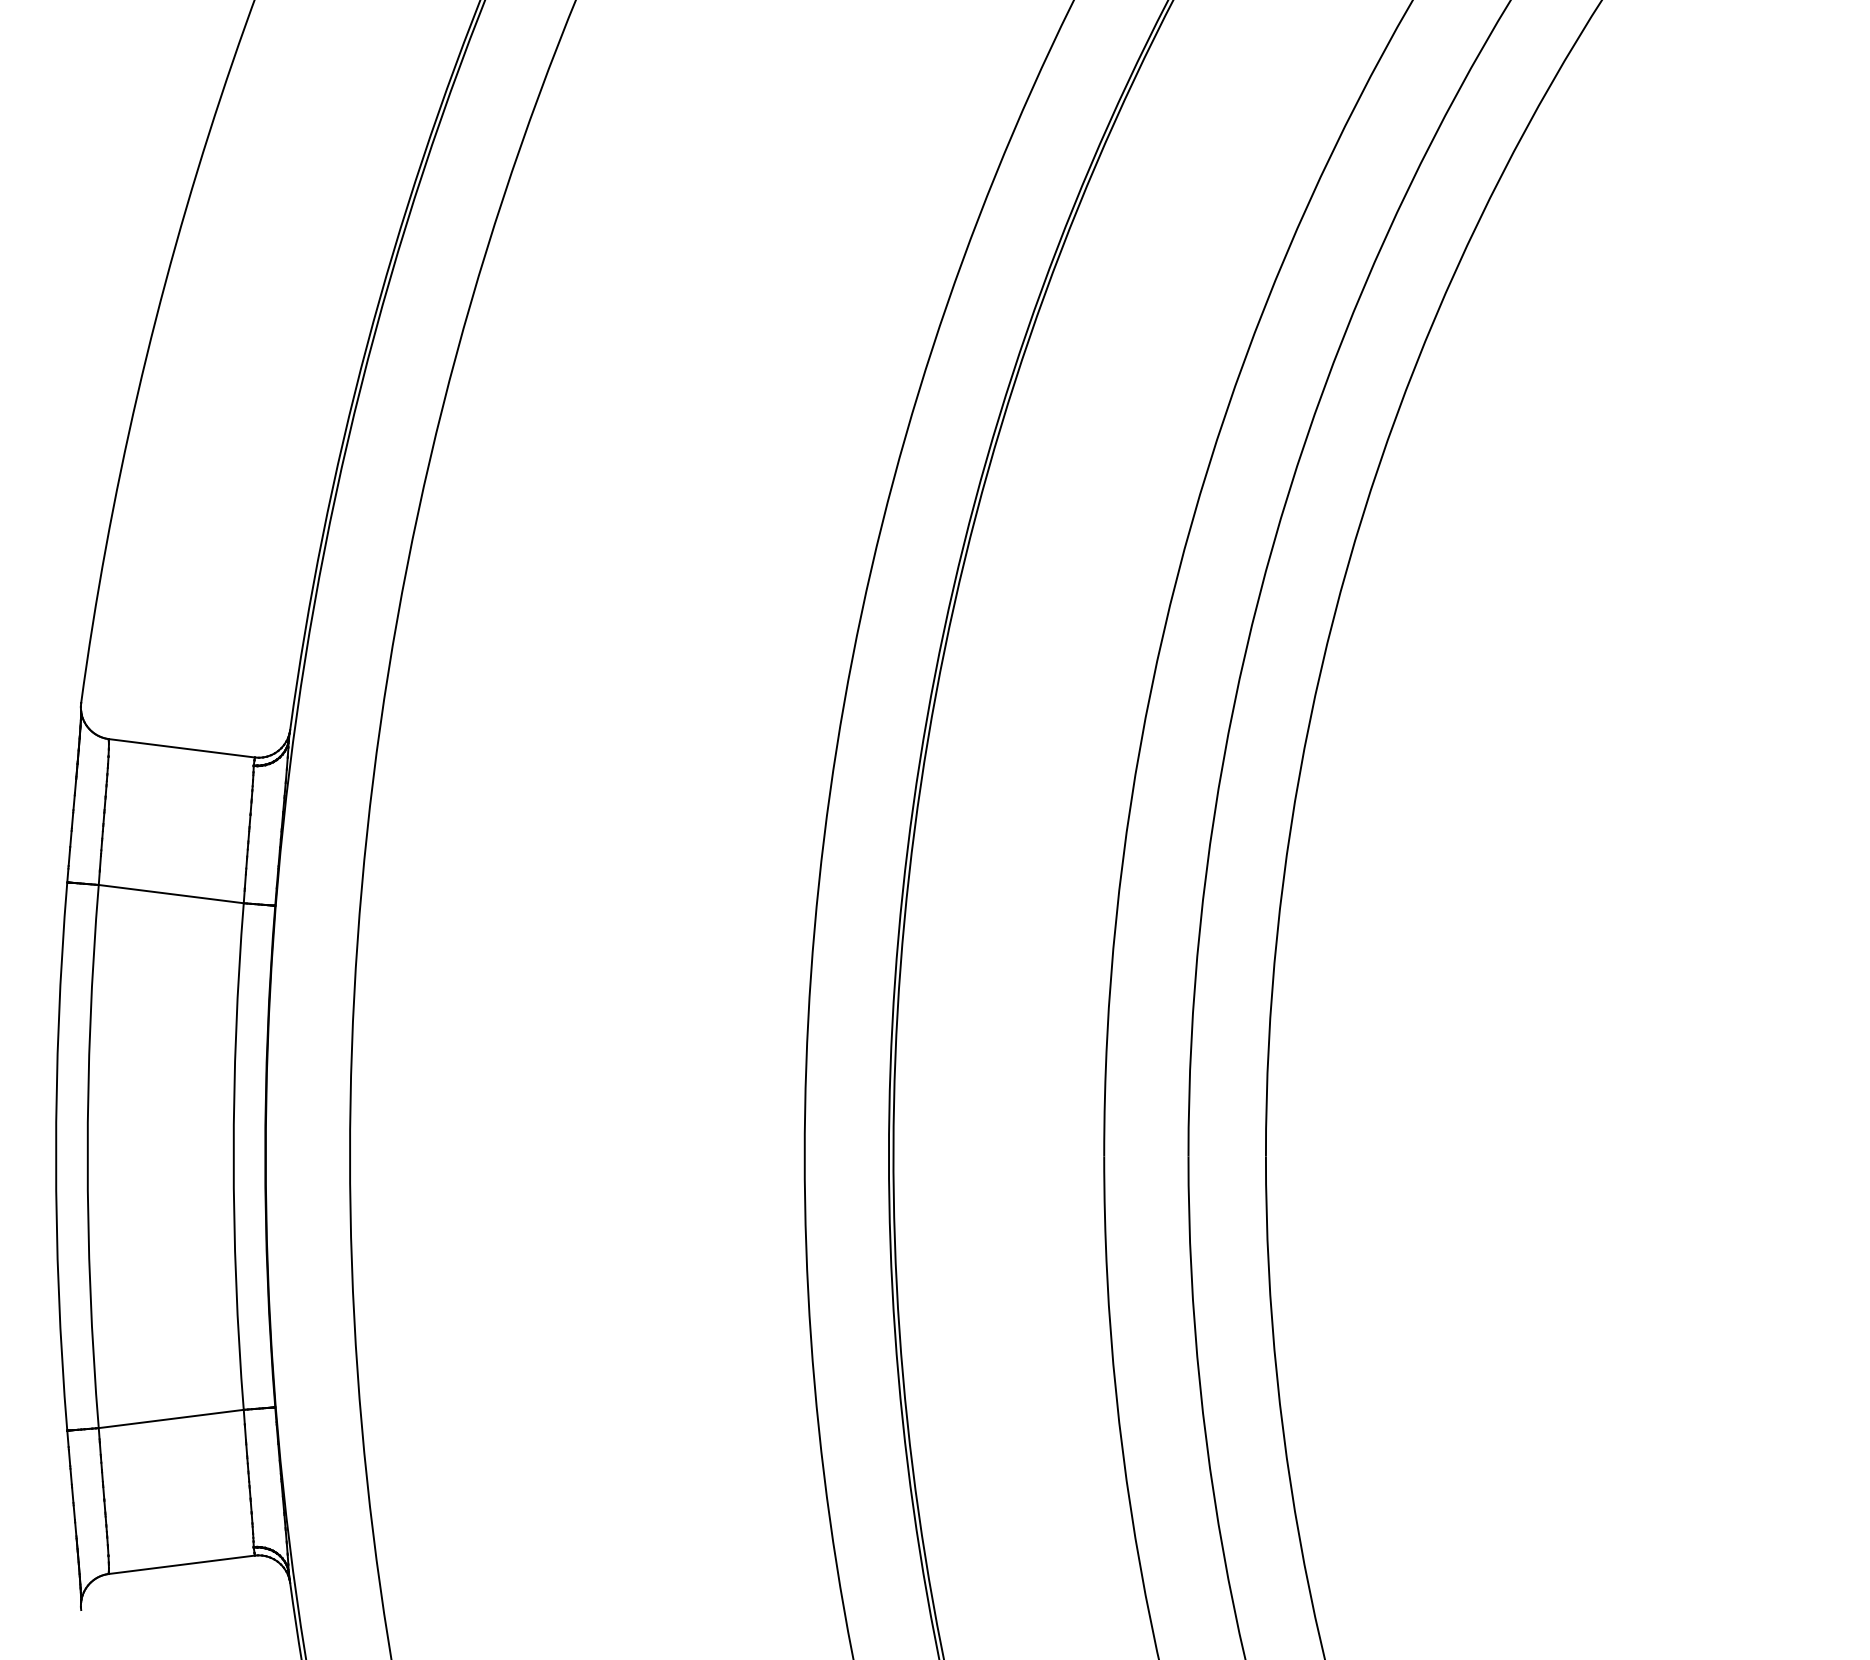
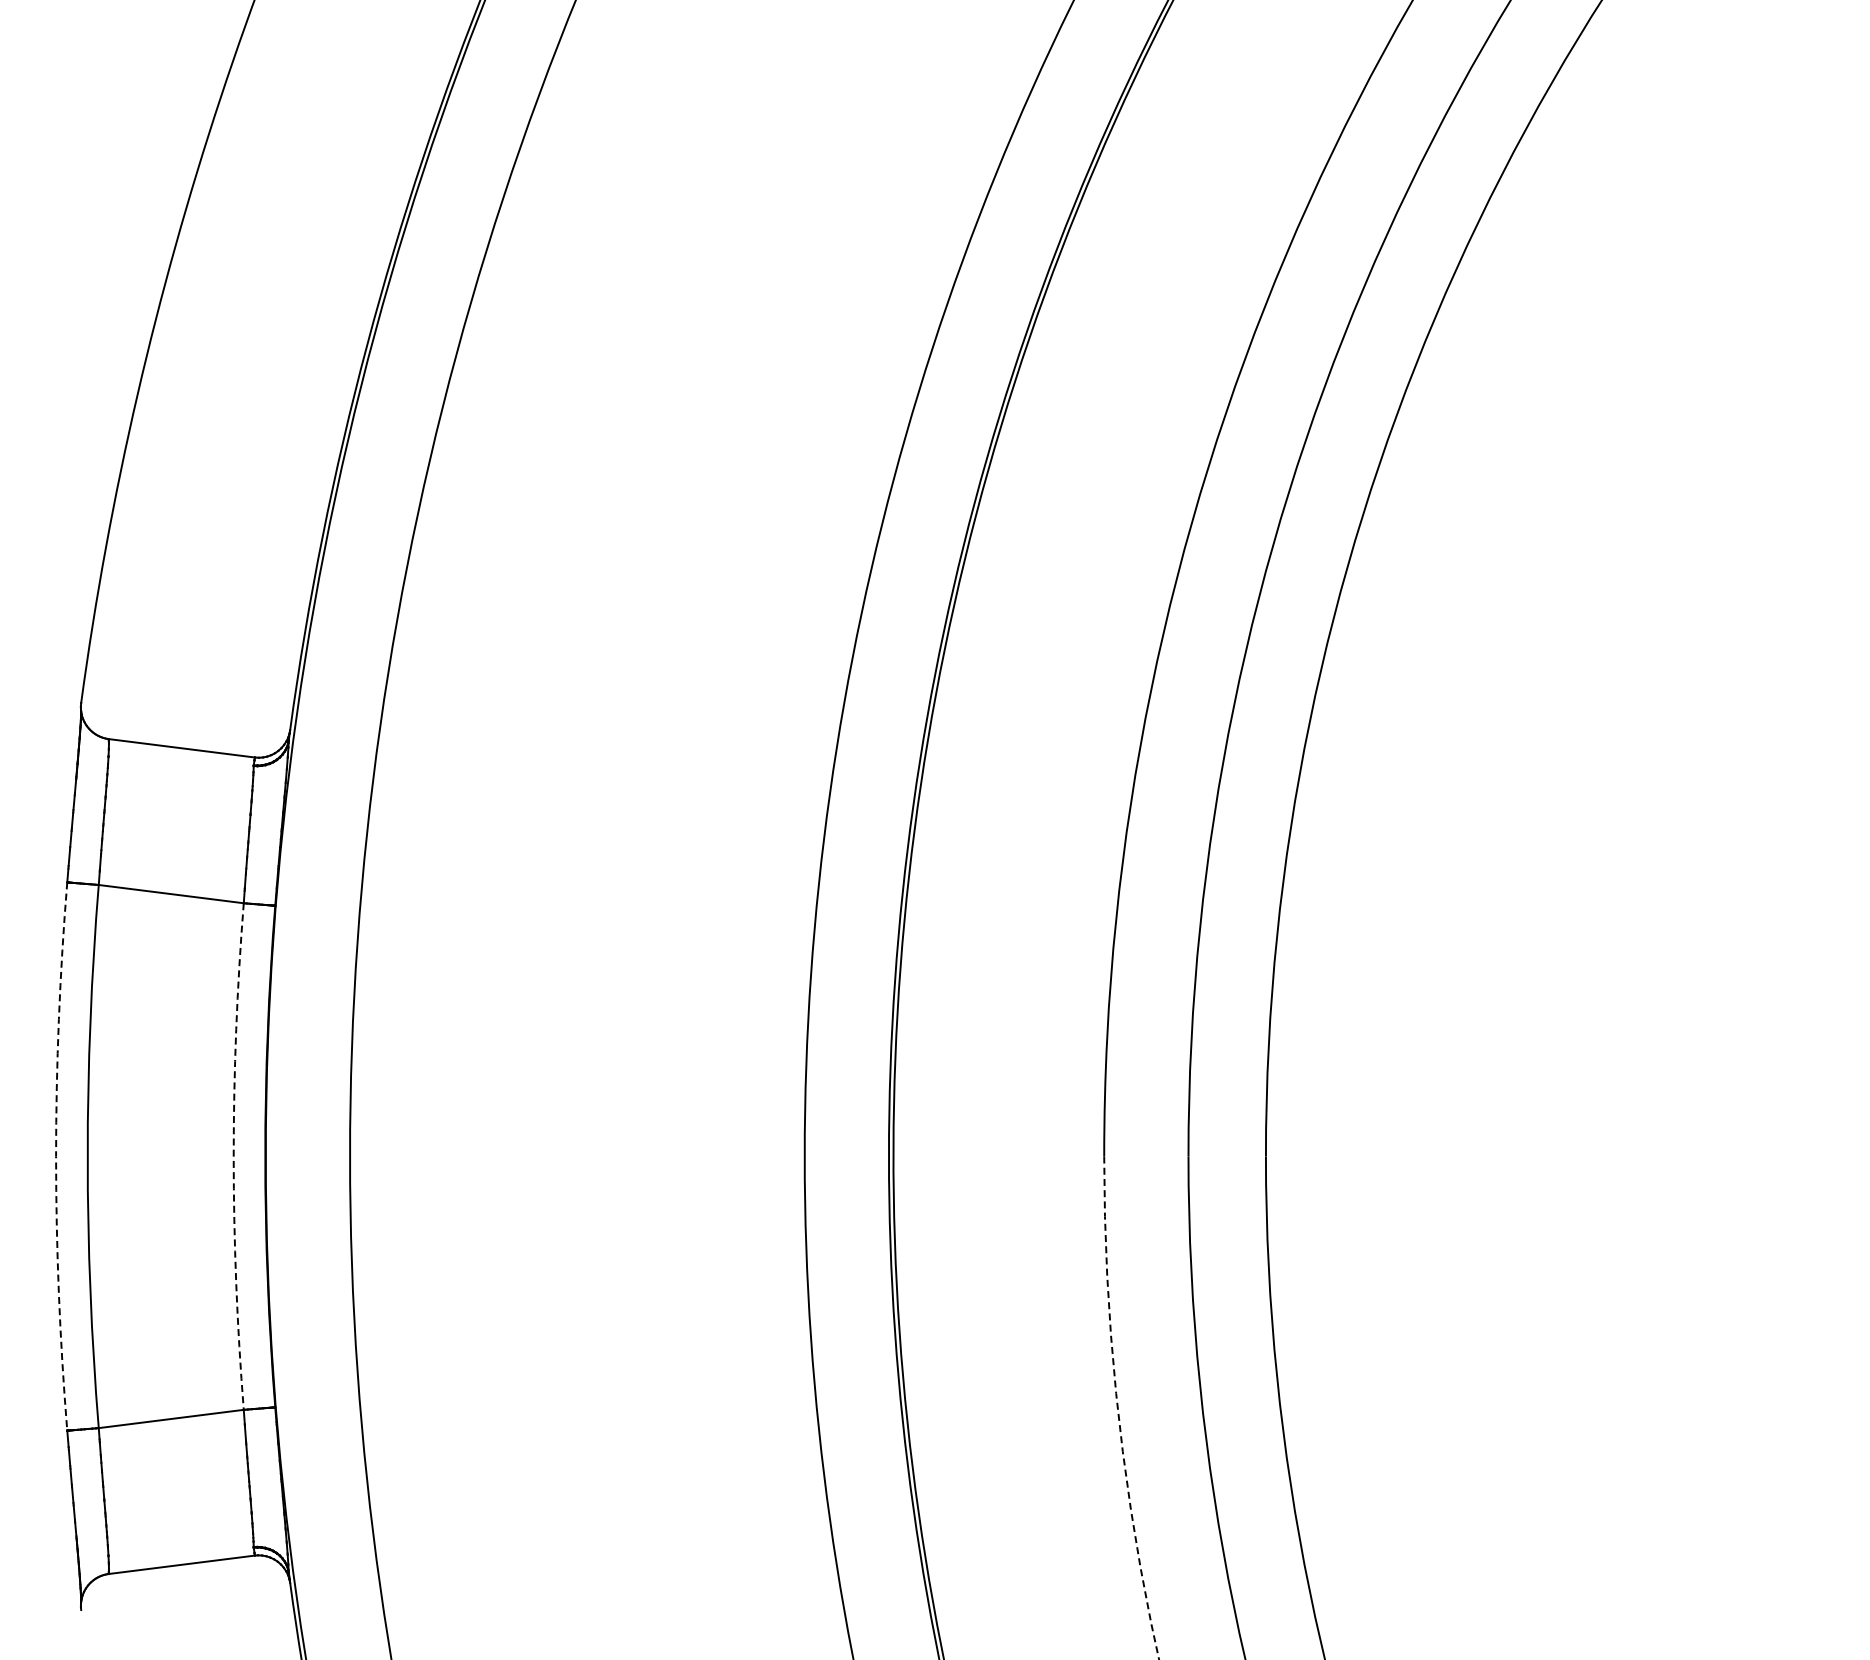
arc: solid -> dashed (56, 1156)
arc: solid -> dashed (233, 1156)
arc: solid -> dashed (1118, 1411)
